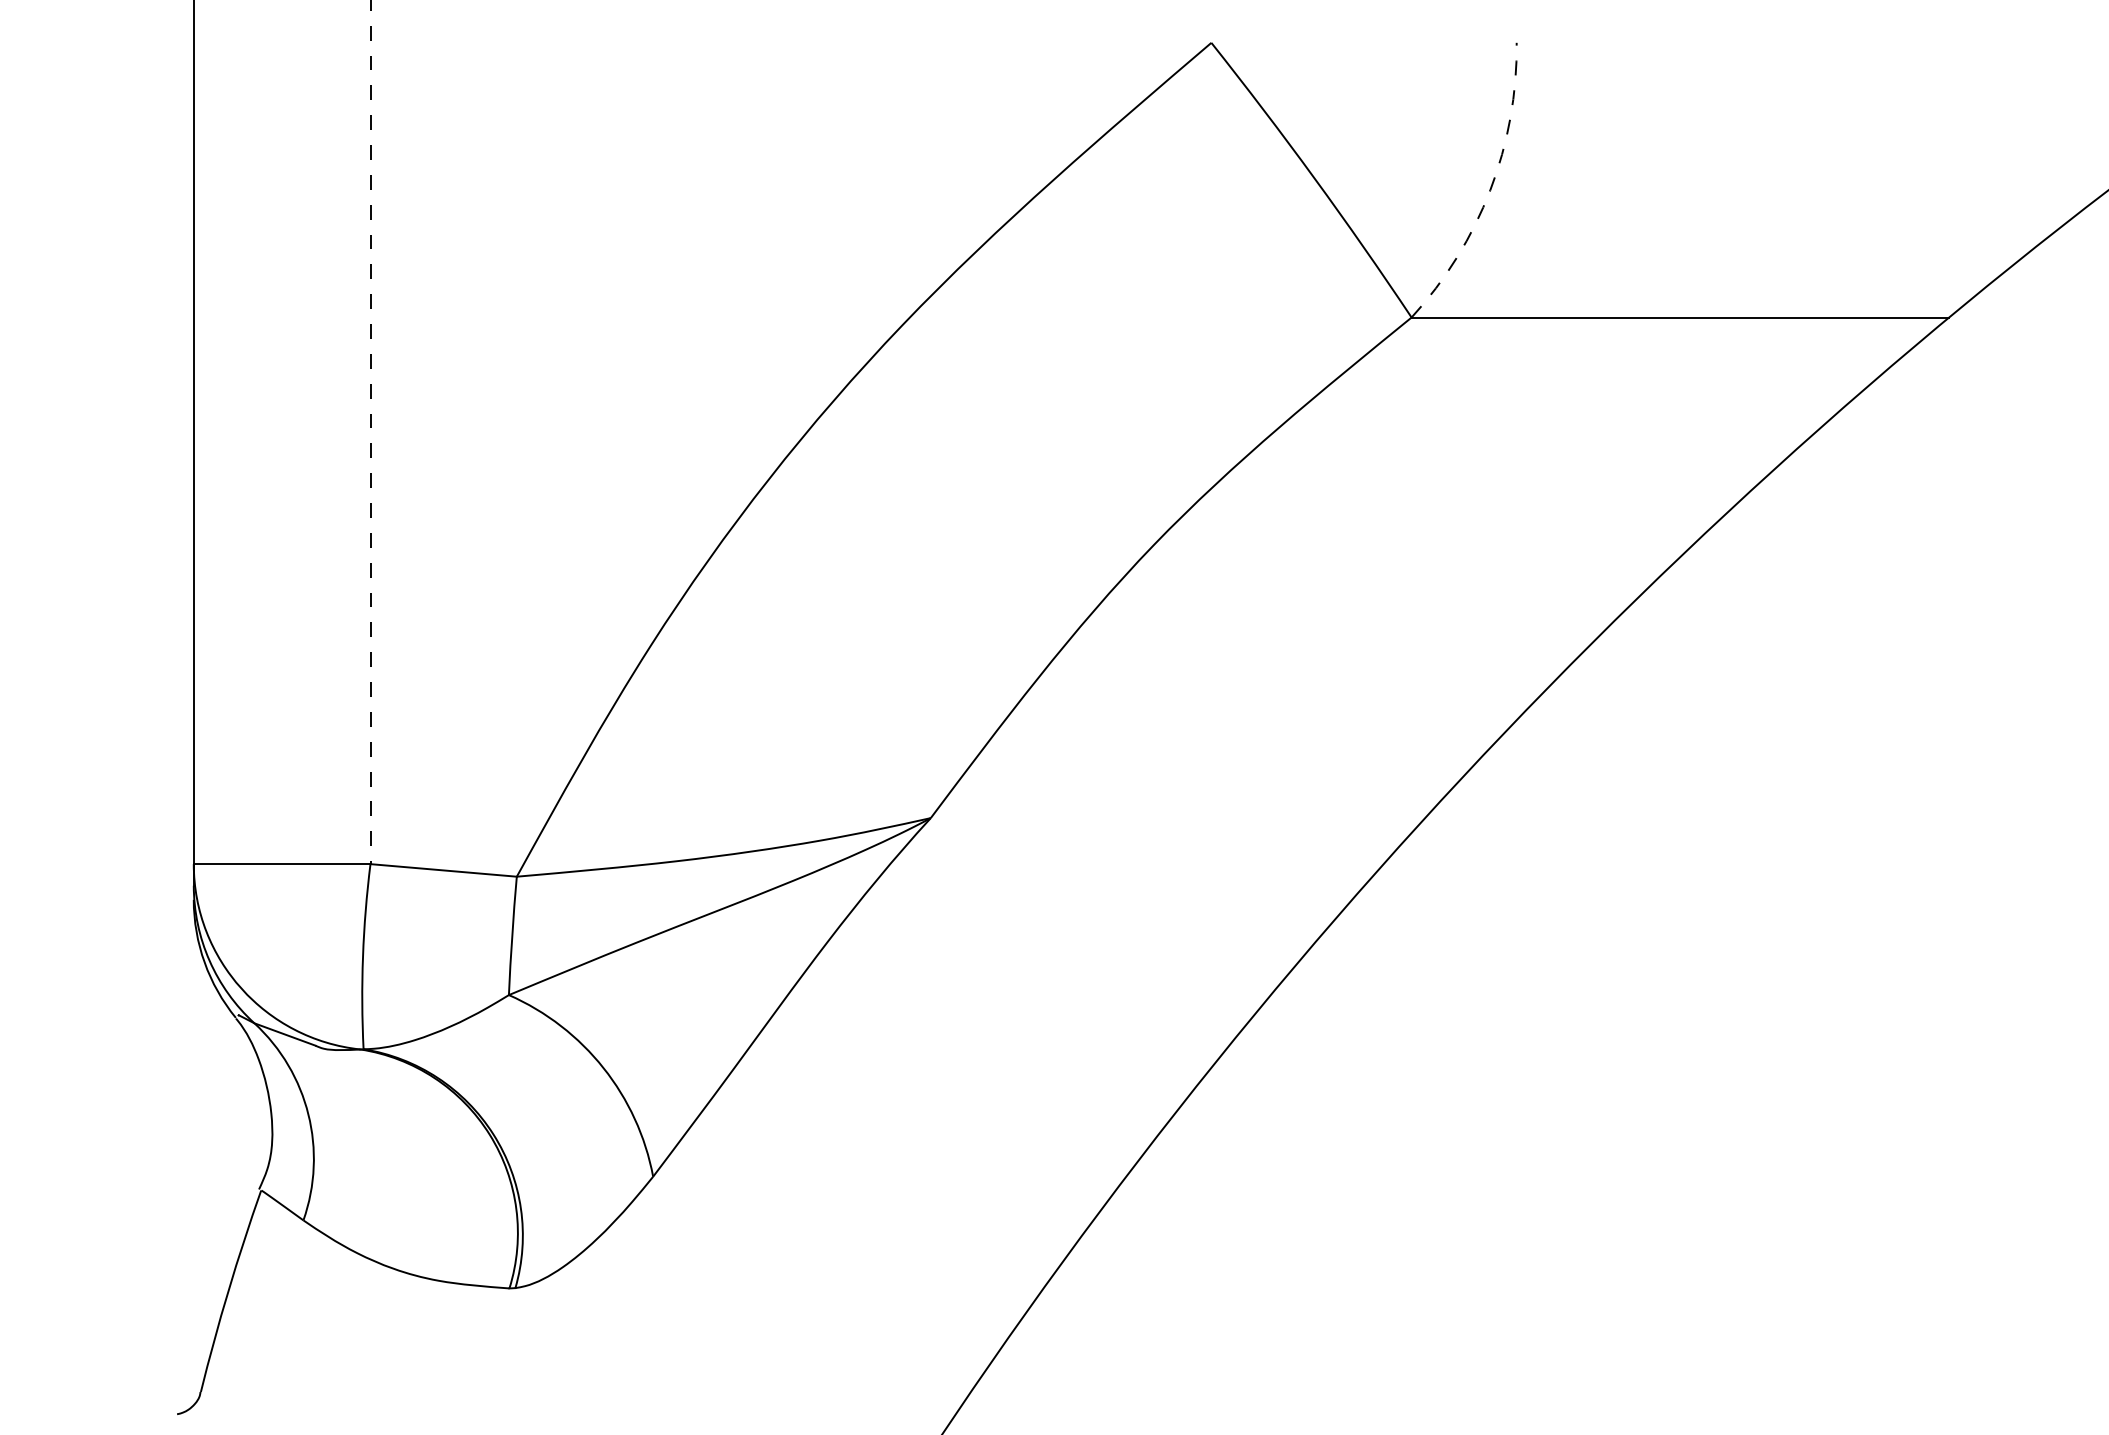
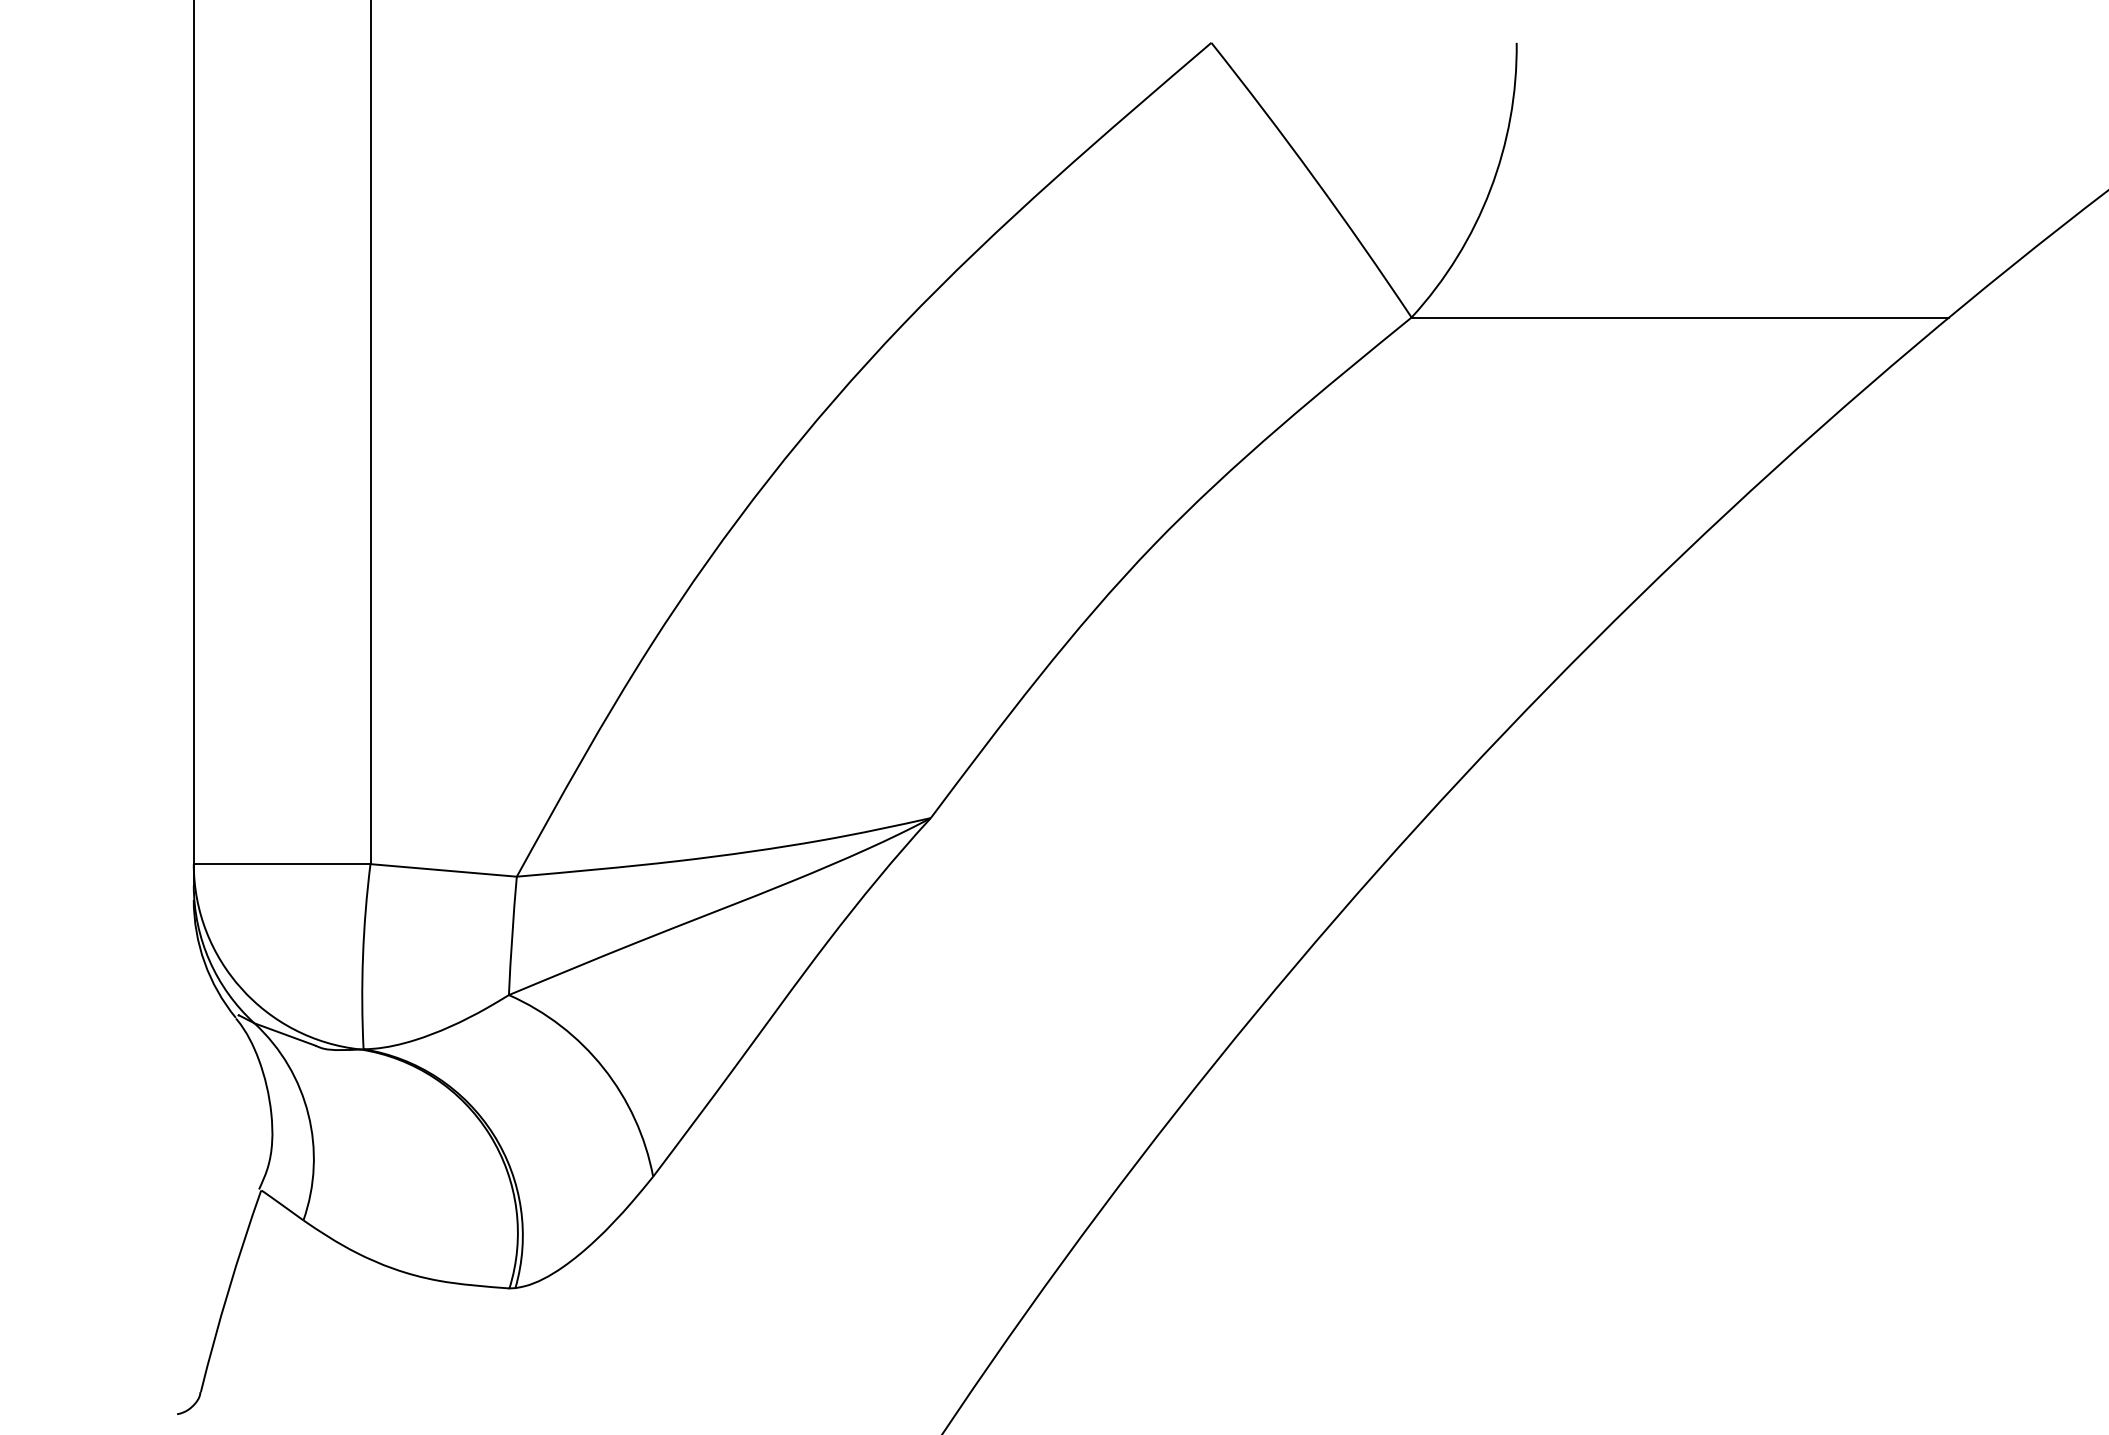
arc: dashed -> solid (1490, 190)
line: dashed -> solid (370, 432)
